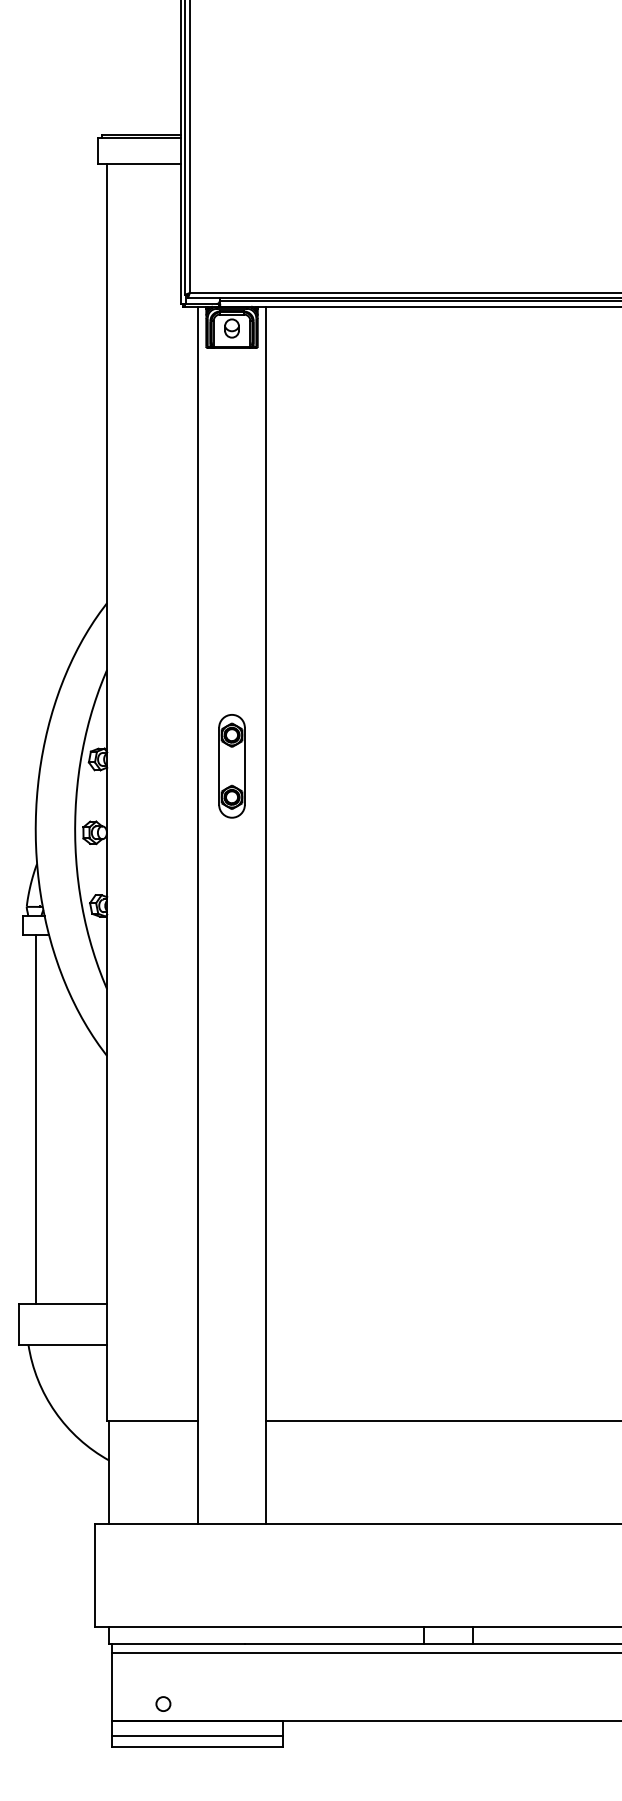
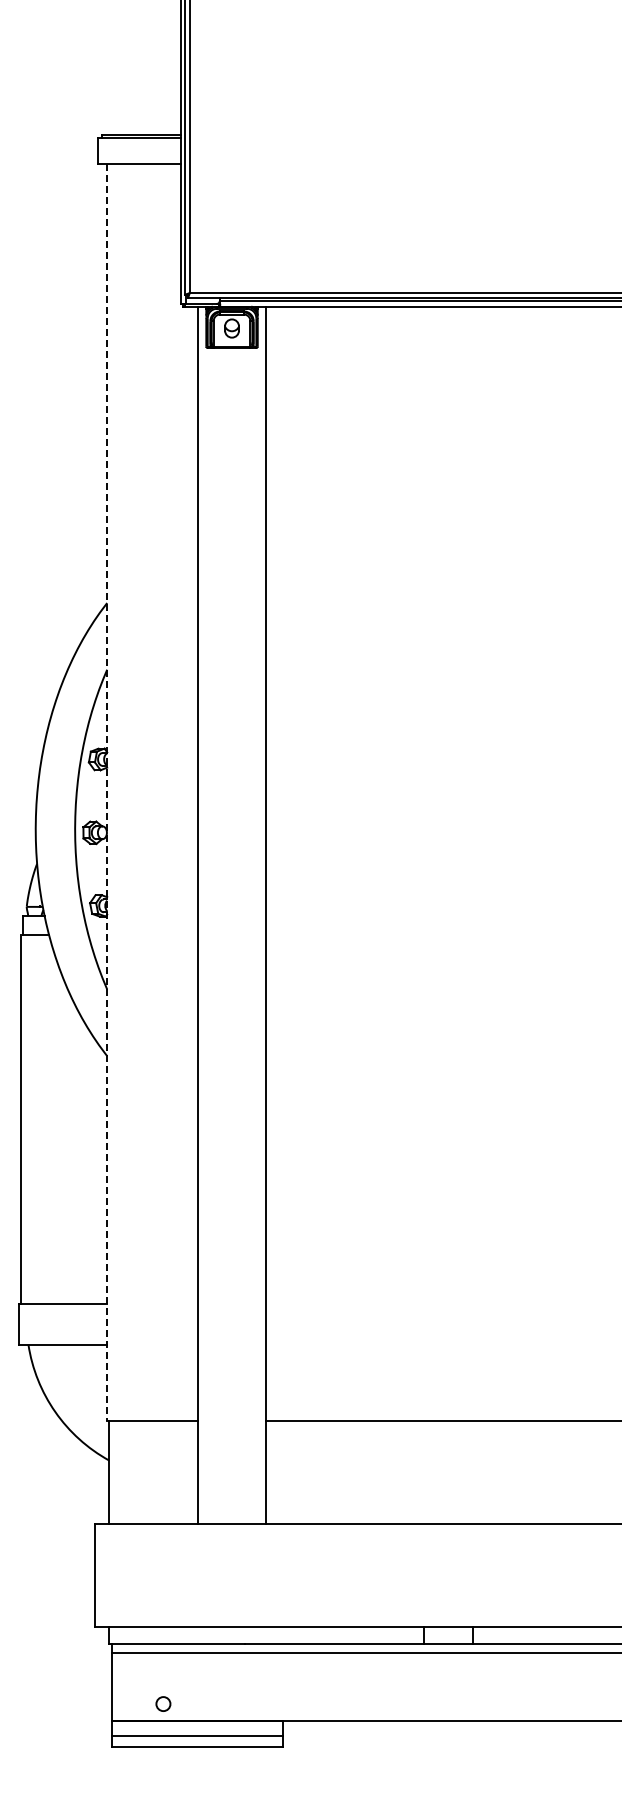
part: present -> none (231, 766)
line: solid -> dashed (107, 792)
line position: (36, 1119) -> (21, 1119) (21, 1119)
